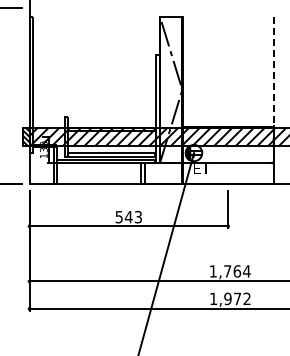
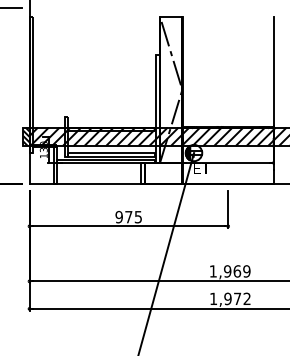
line: dashed -> solid (273, 72)
text: 543 -> 975 (128, 216)
text: 1,764 -> 1,969 (237, 271)
